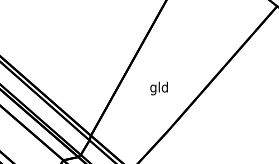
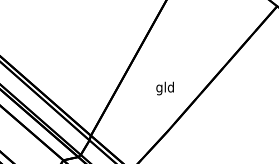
text position: (158, 88) -> (164, 88) (164, 88)
